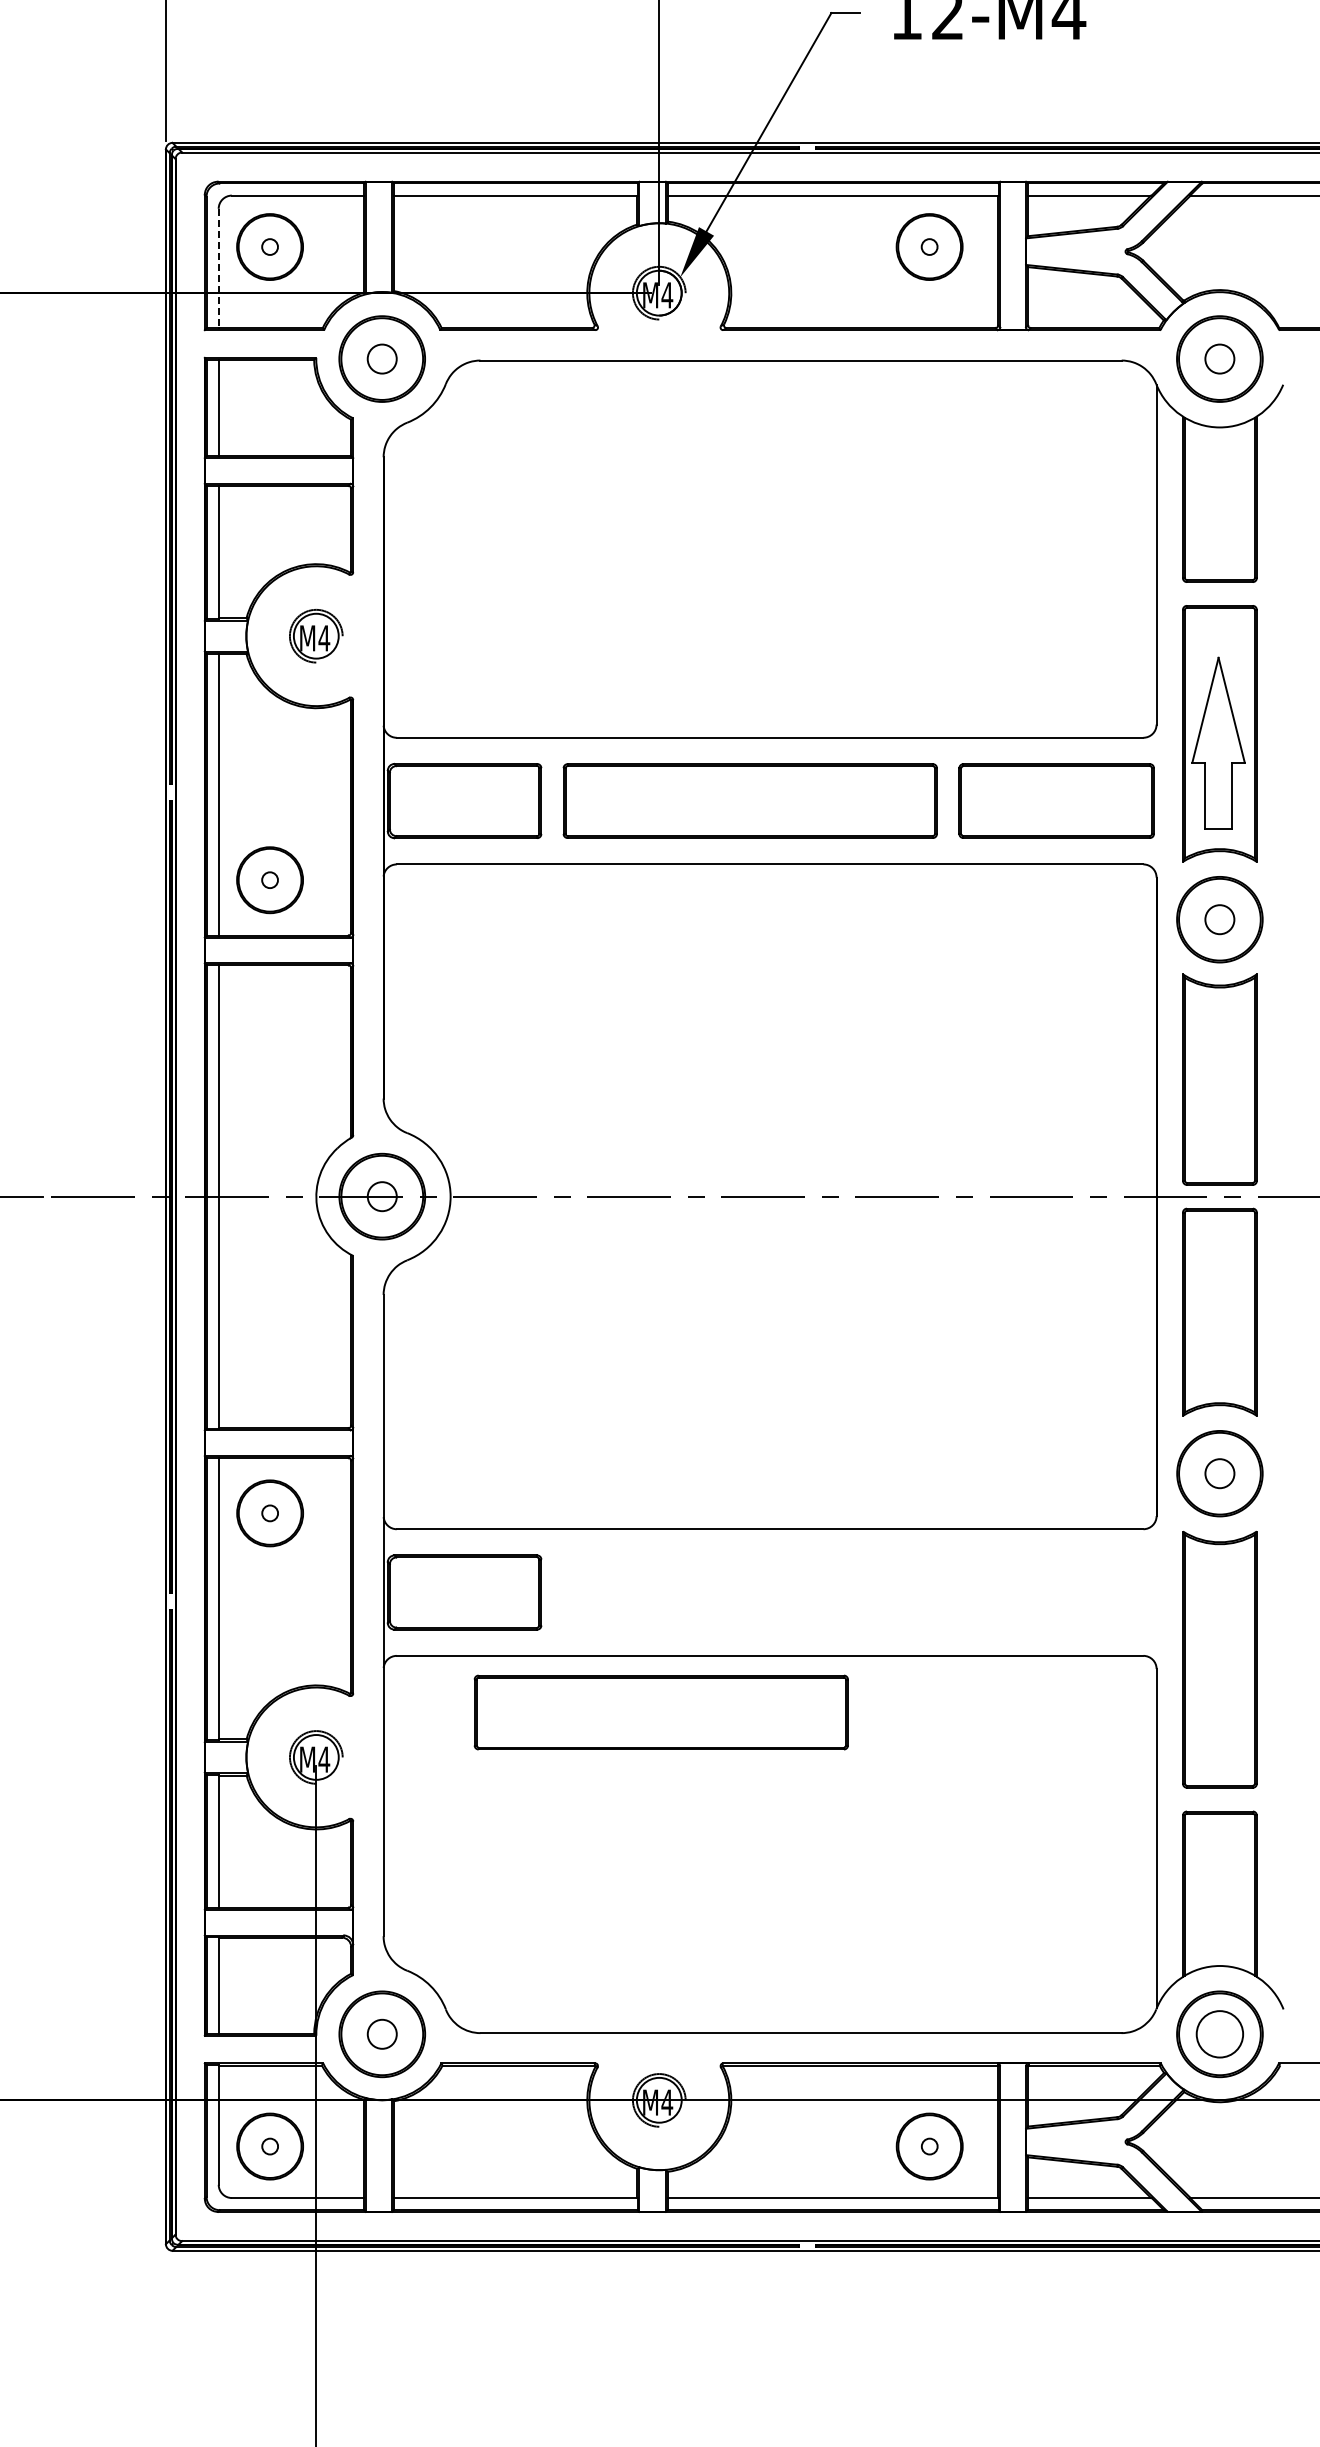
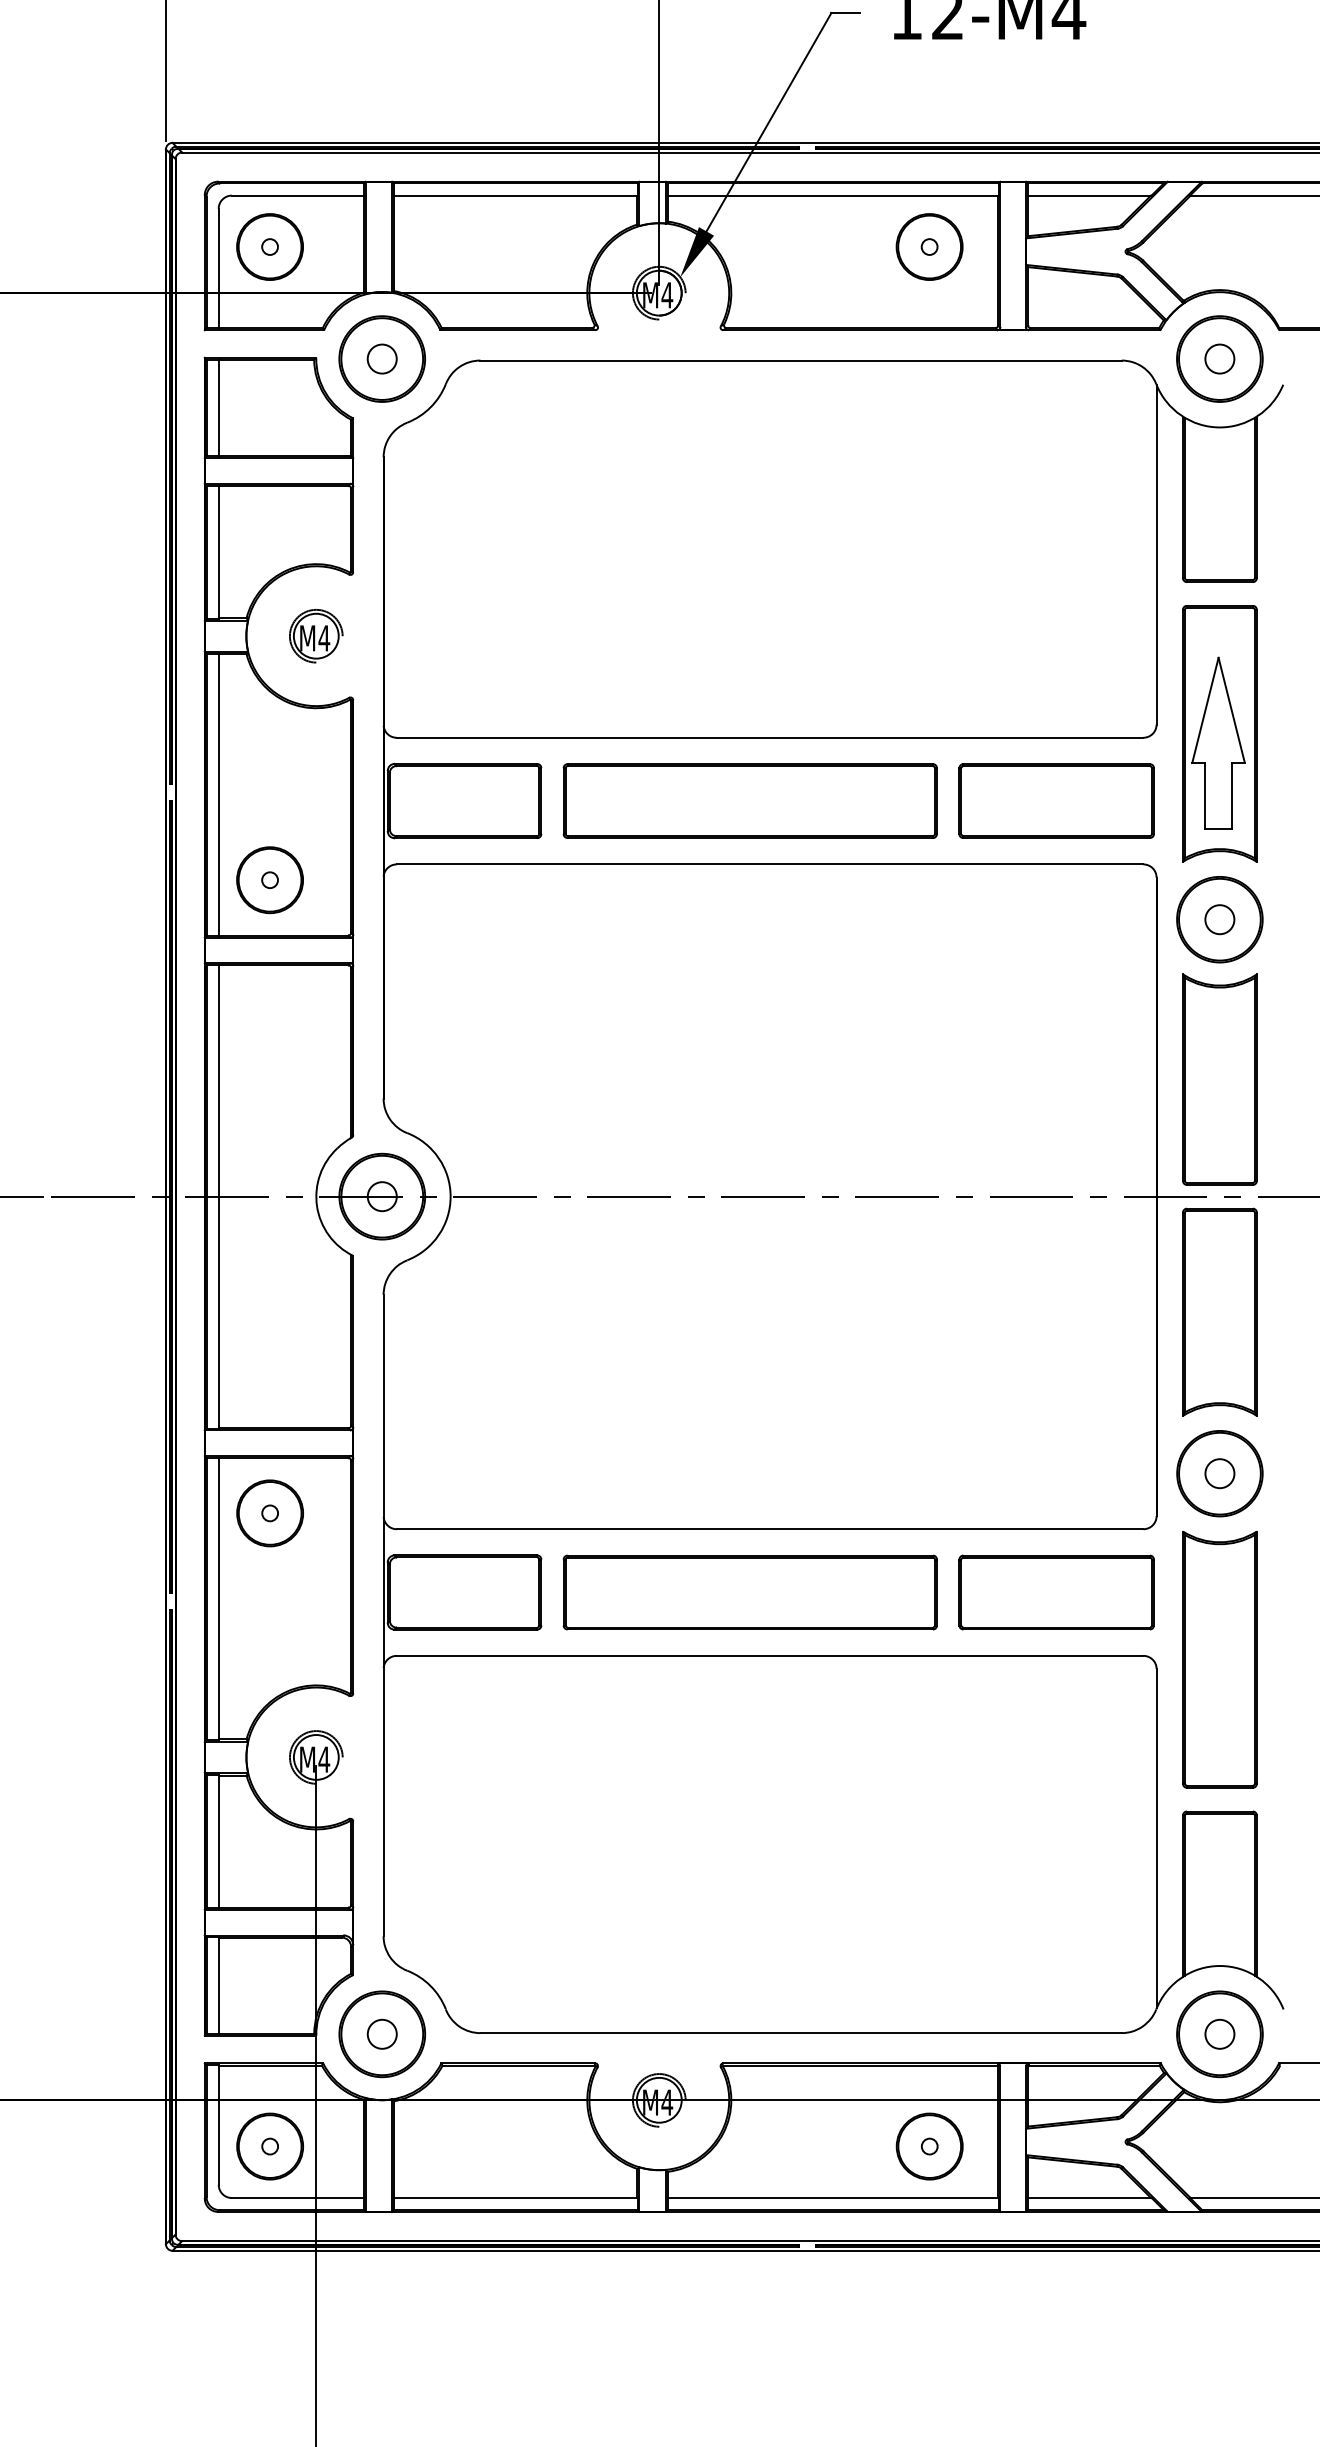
line: dashed -> solid (218, 268)
part: none -> present (1056, 1592)
part position: (660, 1712) -> (749, 1592) (749, 1592)
circle diameter: 46 px -> 29 px (1219, 2033)
